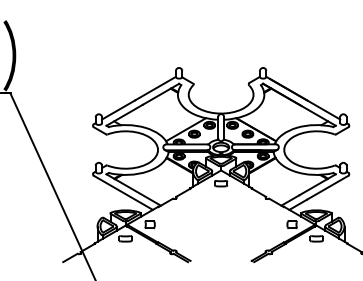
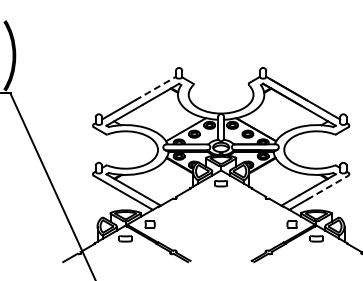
line: solid -> dashed (155, 88)
line: solid -> dashed (327, 187)
